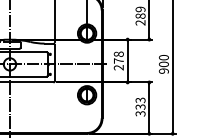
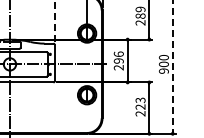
line: solid -> dashed (54, 21)
text: 278 -> 296 (118, 57)
line: solid -> dashed (172, 66)
text: 333 -> 223 (140, 110)
